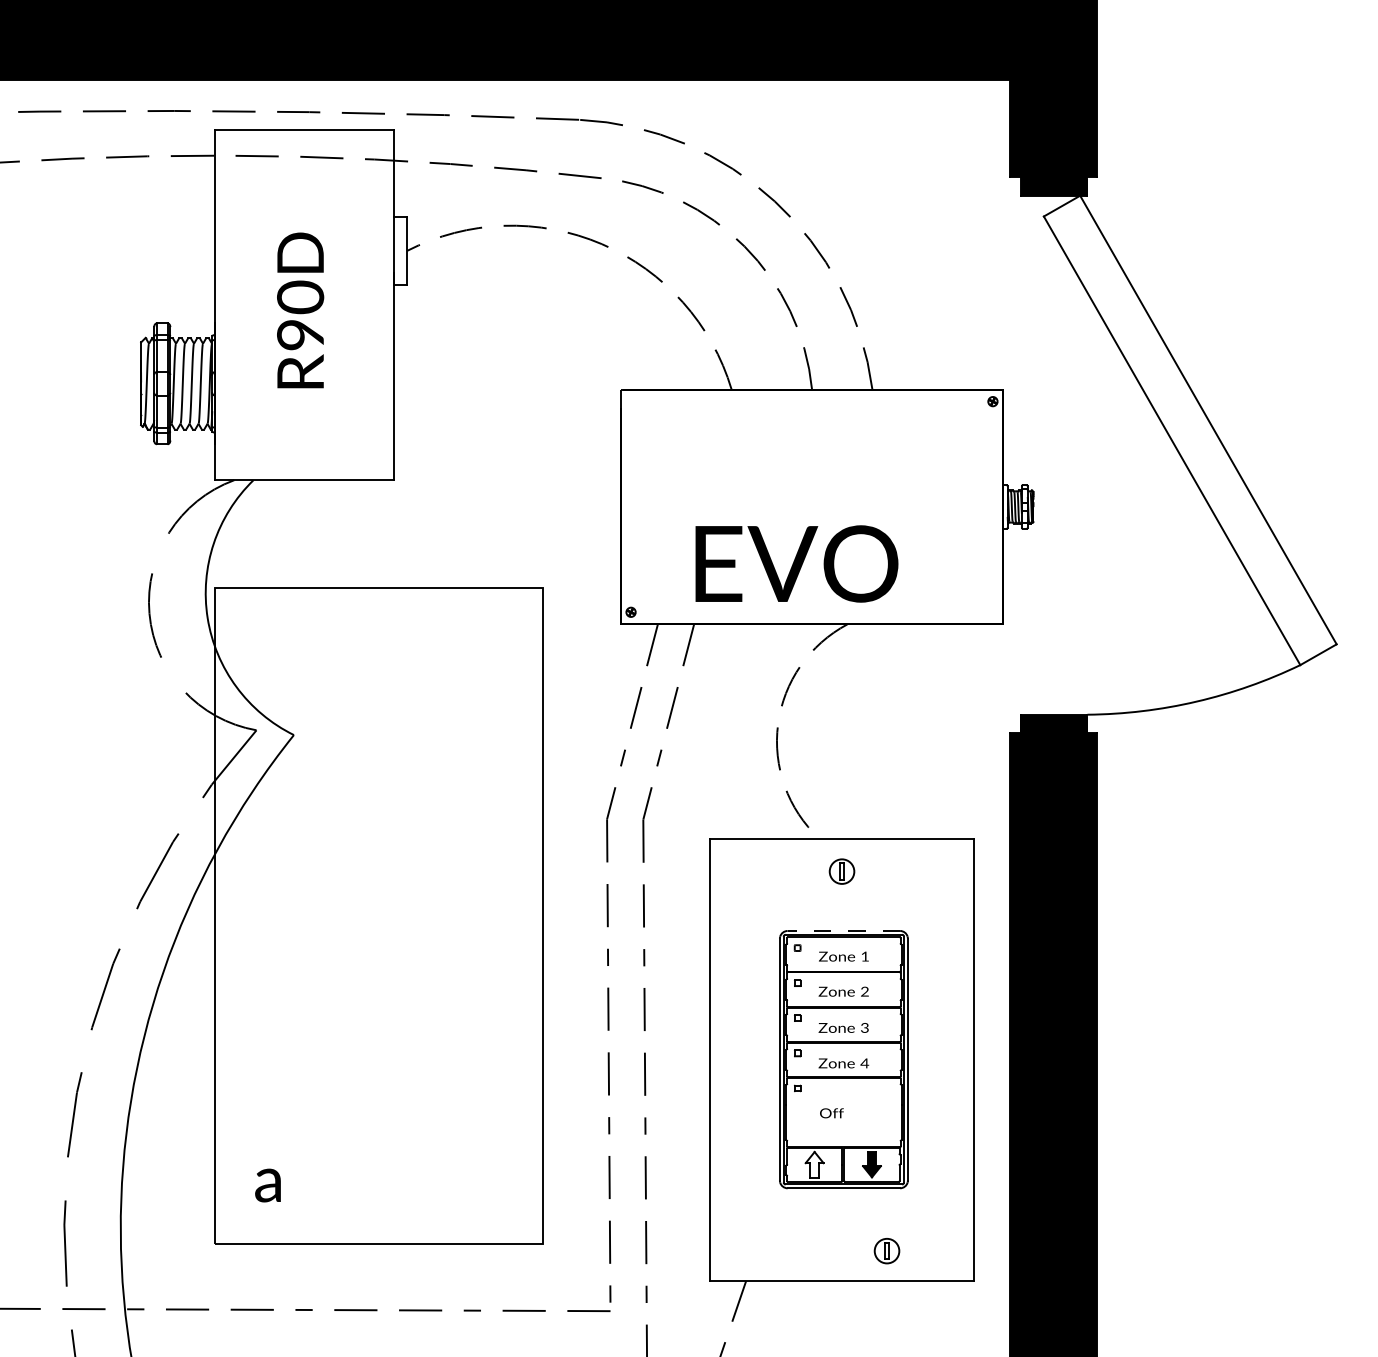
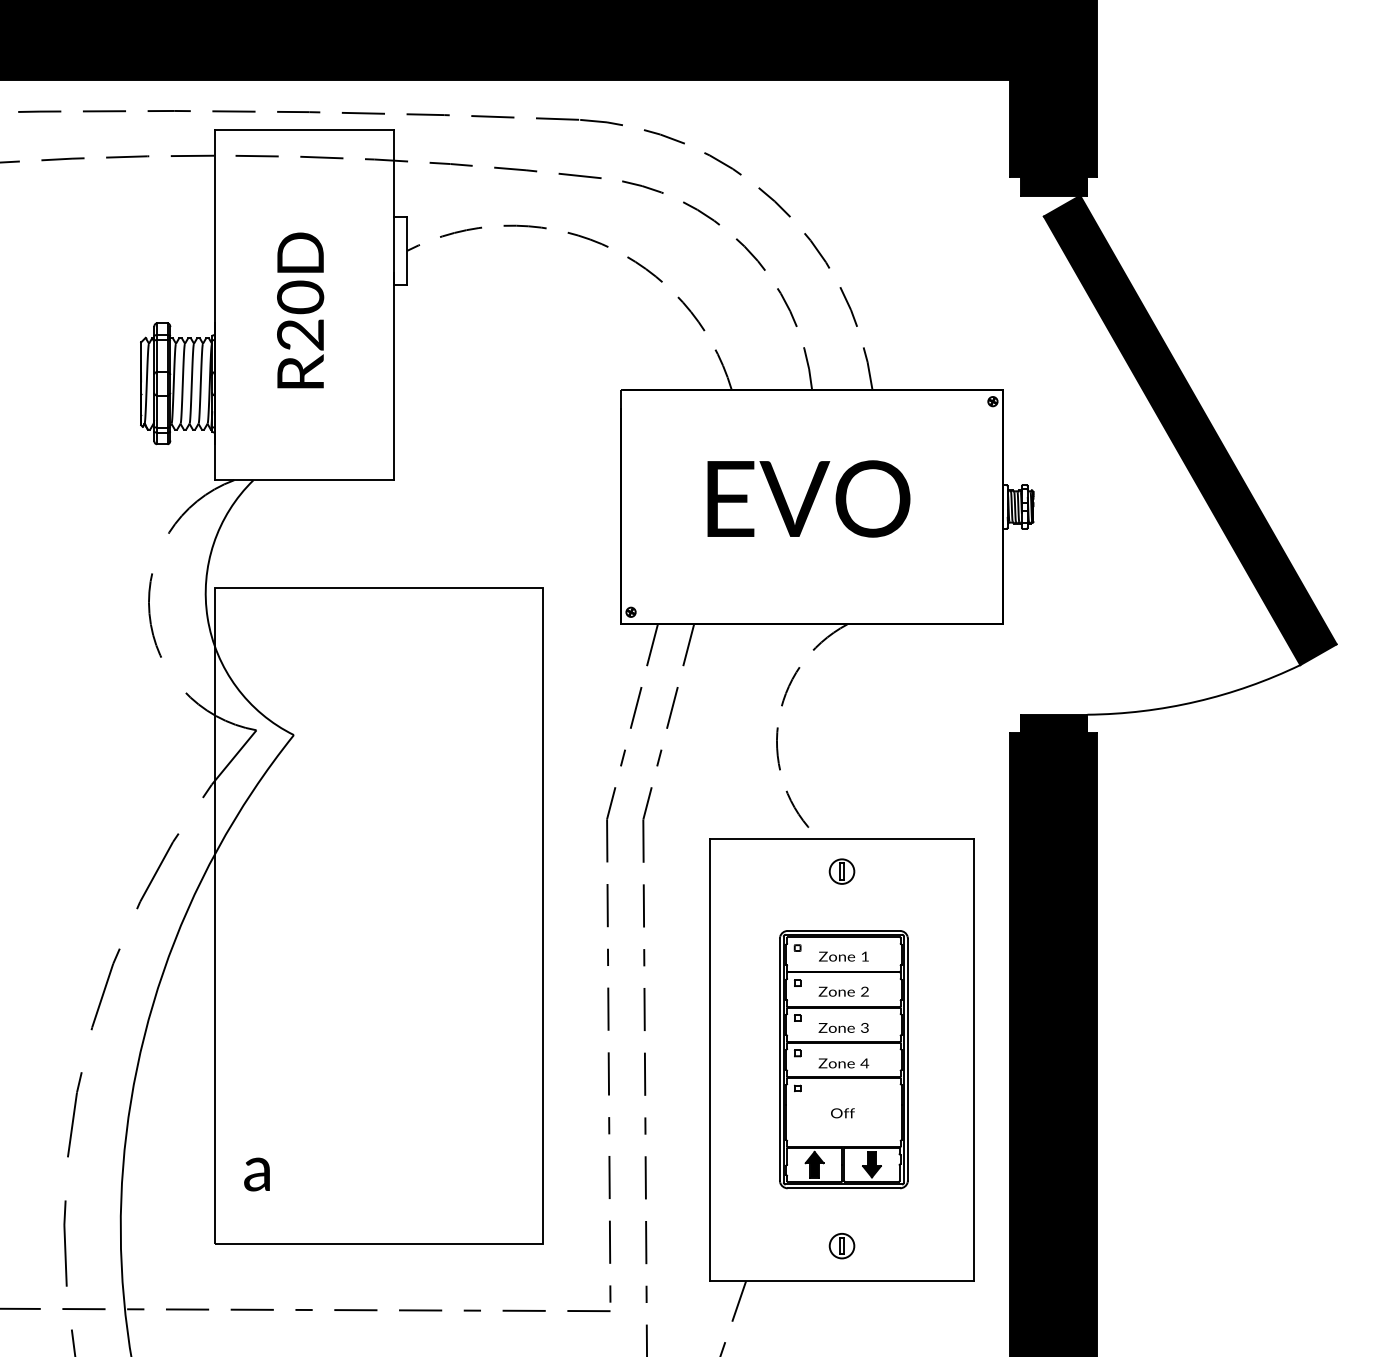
text: R90D -> R20D (300, 334)
fill: none -> present (1189, 430)
text position: (796, 563) -> (808, 498) (808, 498)
line: dashed -> solid (843, 930)
text position: (831, 1113) -> (842, 1113) (842, 1113)
fill: none -> present (814, 1164)
text position: (267, 1185) -> (256, 1174) (256, 1174)
part position: (886, 1251) -> (841, 1246) (841, 1246)
